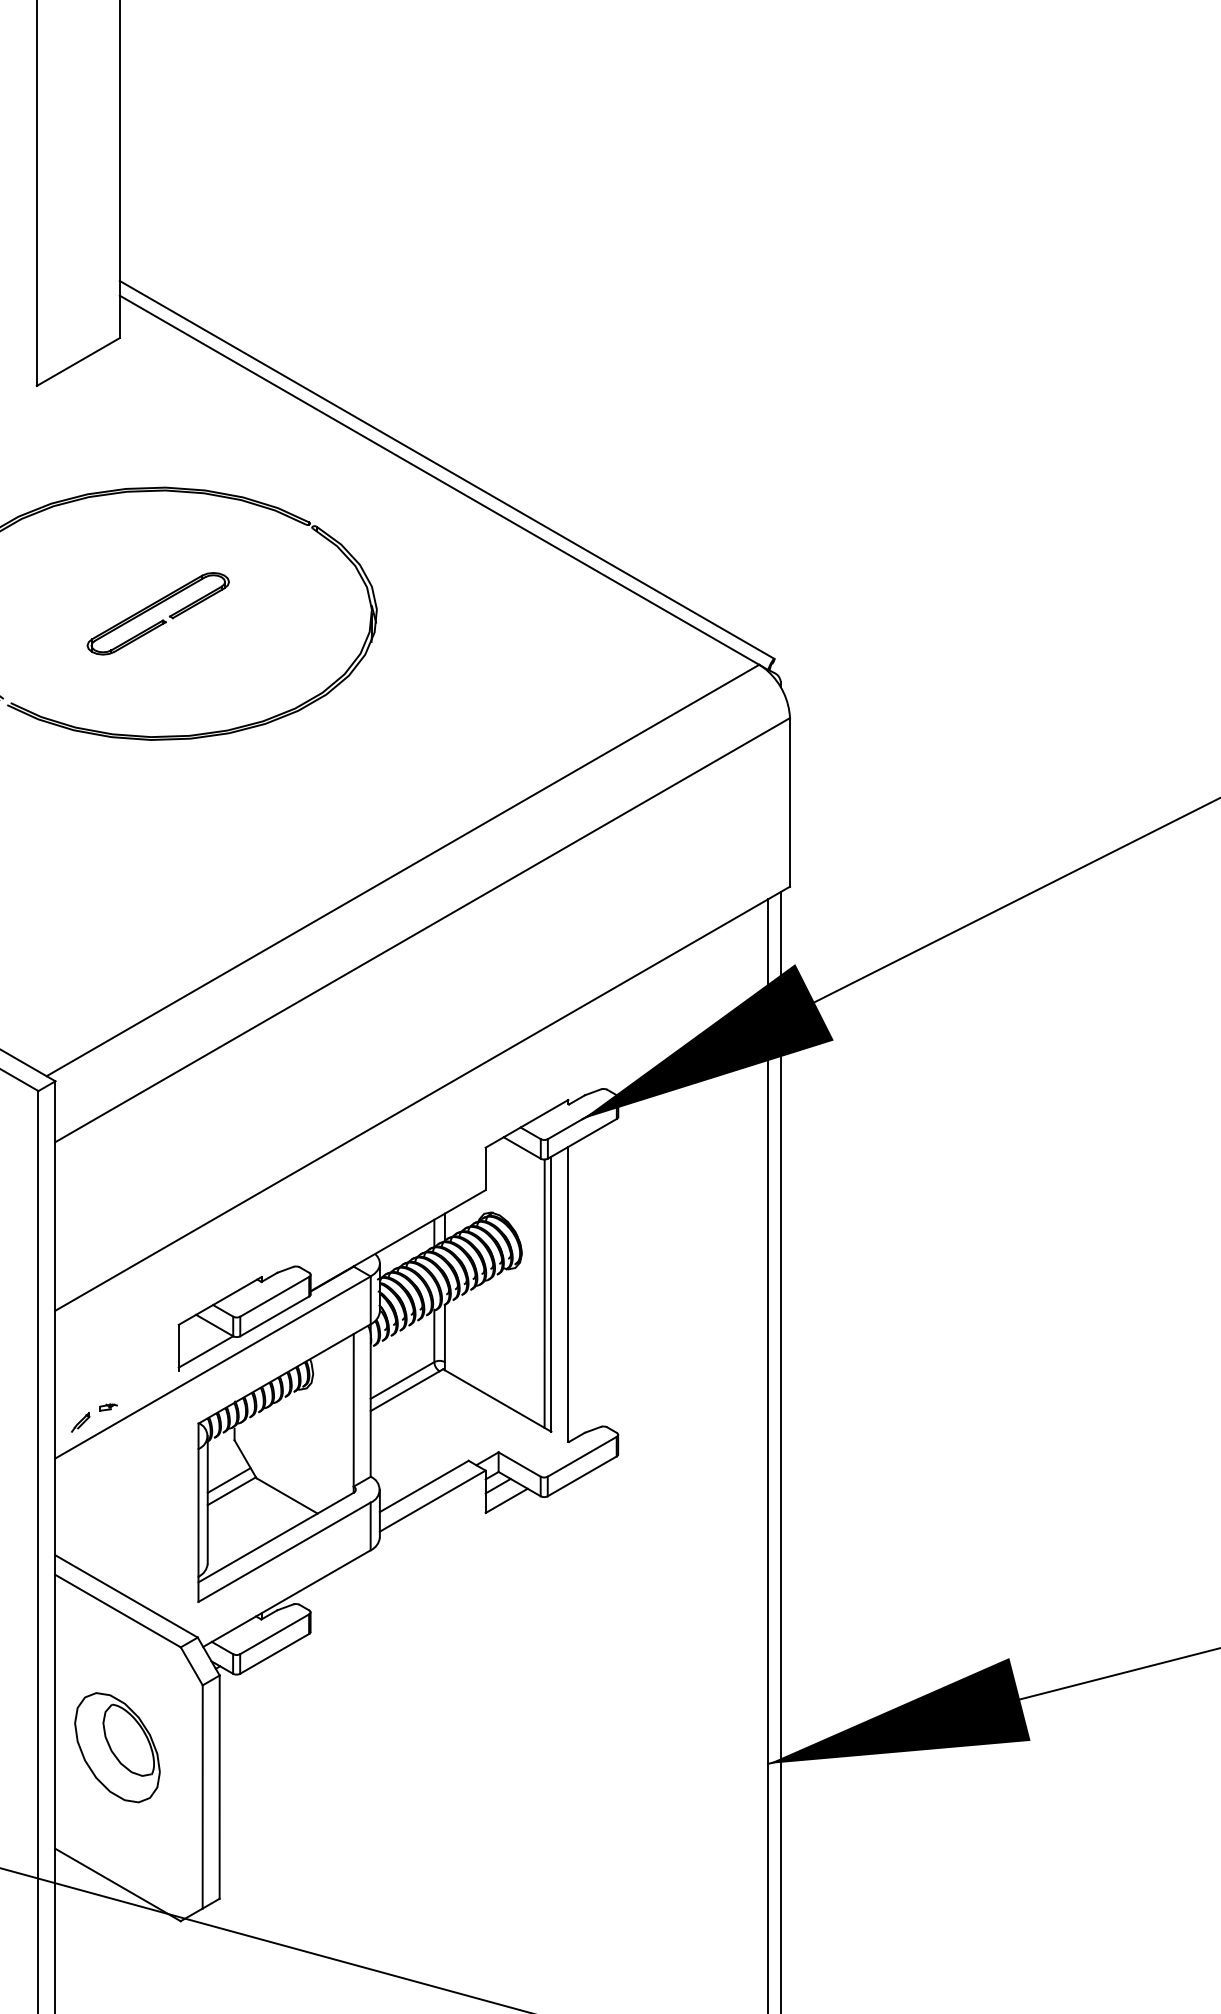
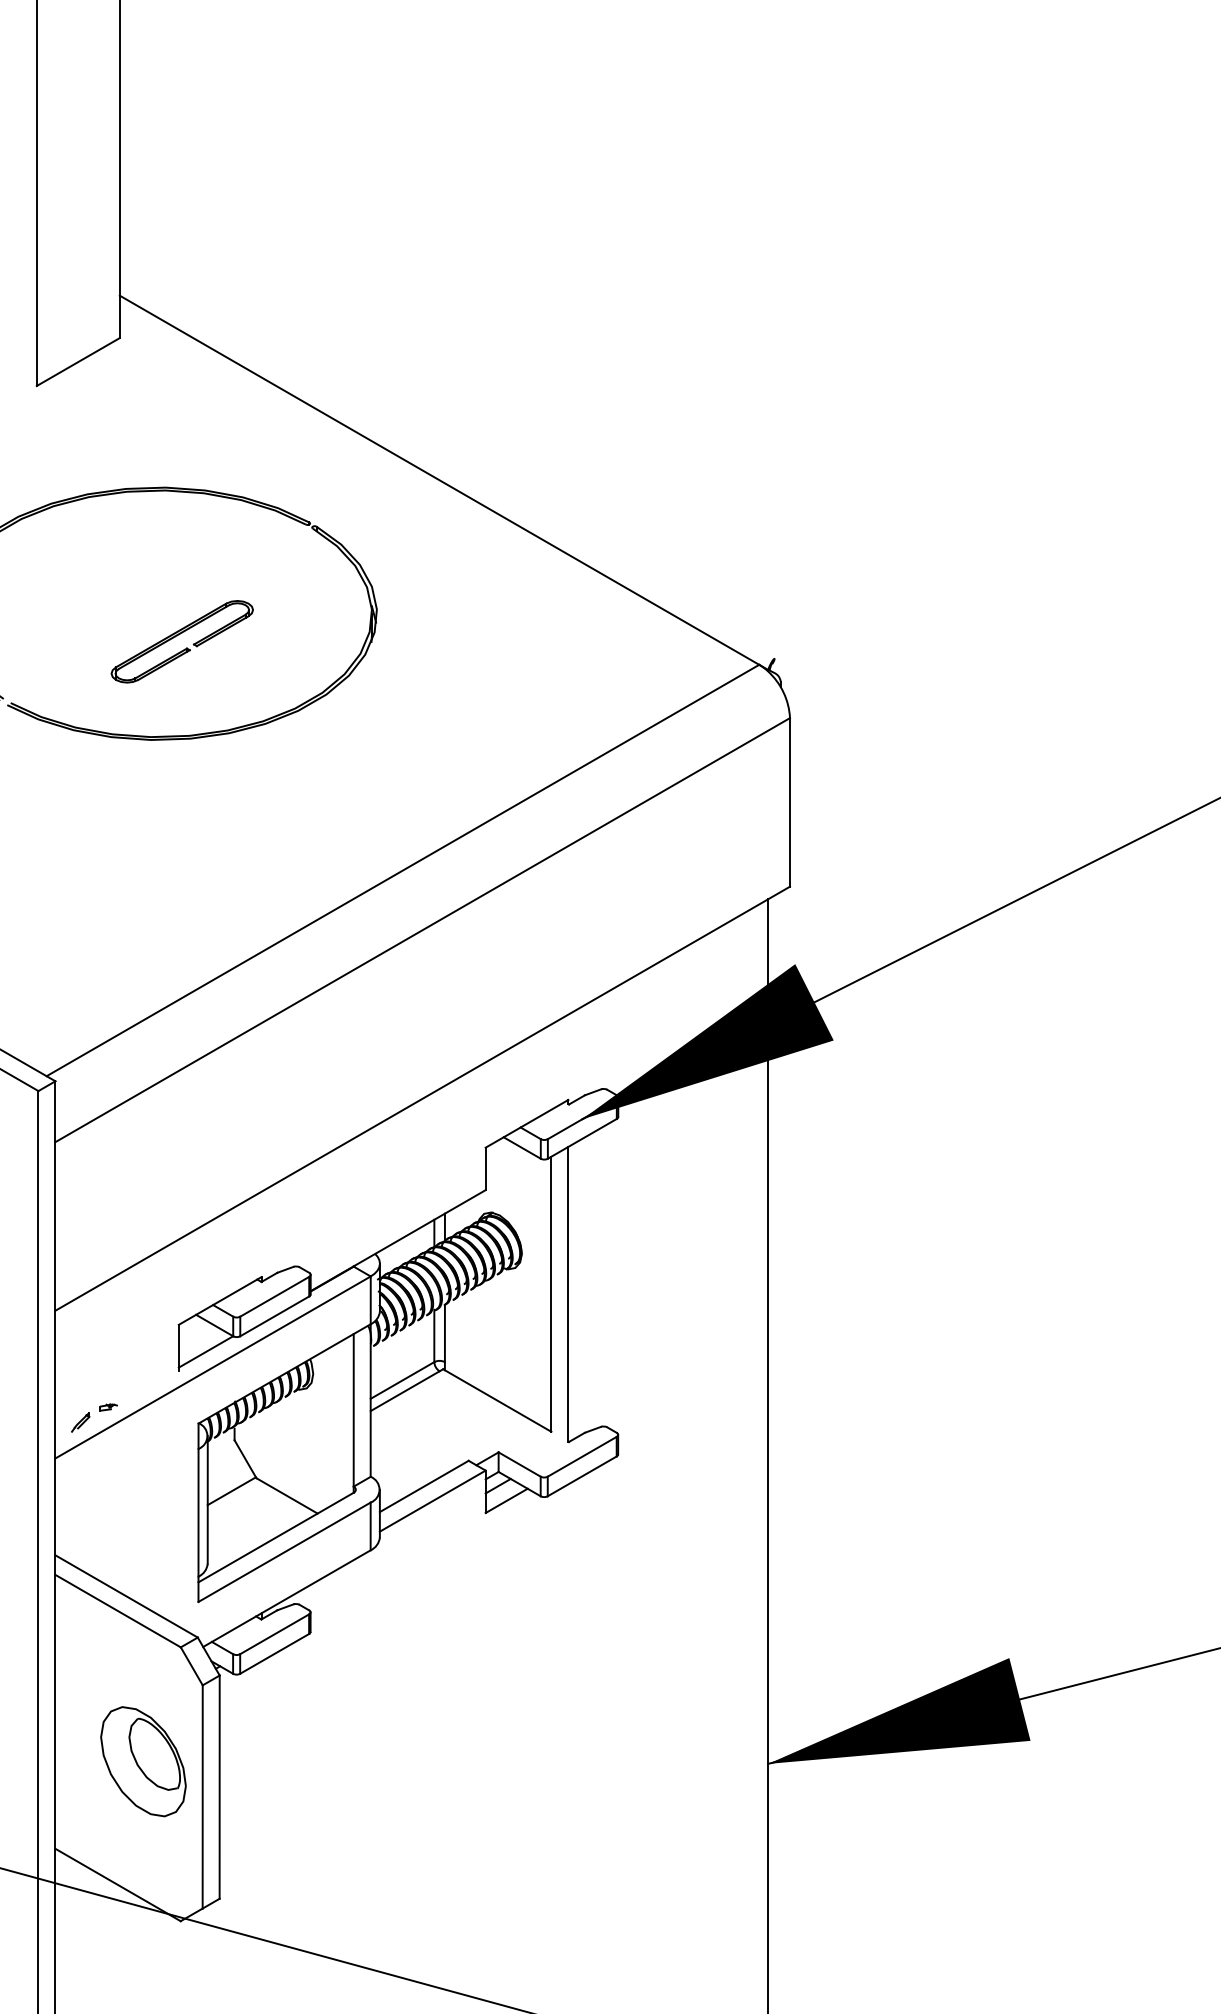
line: present -> none (446, 469)
part position: (153, 608) -> (177, 636) (177, 636)
line: present -> none (544, 1293)
line: present -> none (780, 1450)
line: present -> none (228, 1480)
part position: (117, 1747) -> (143, 1761) (143, 1761)
